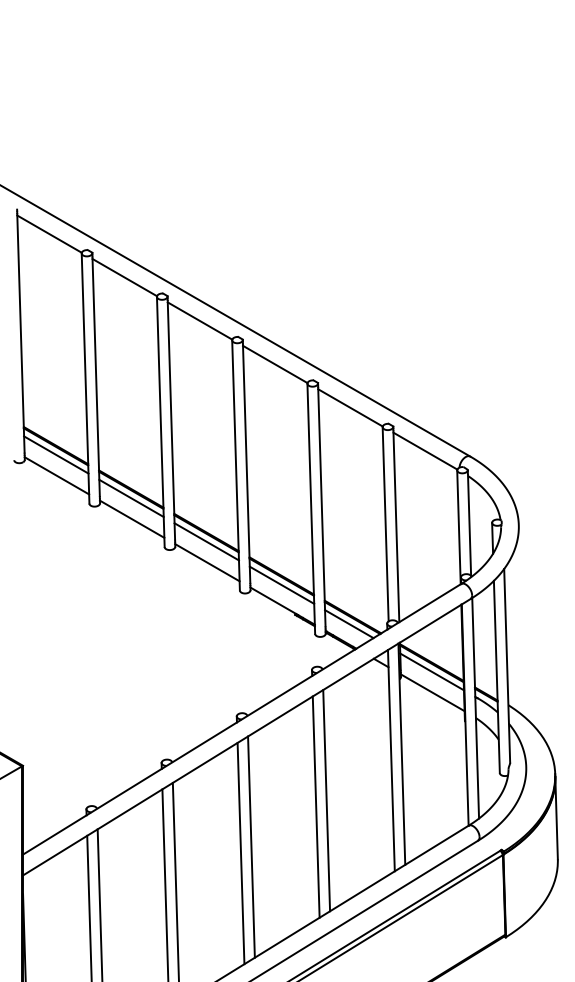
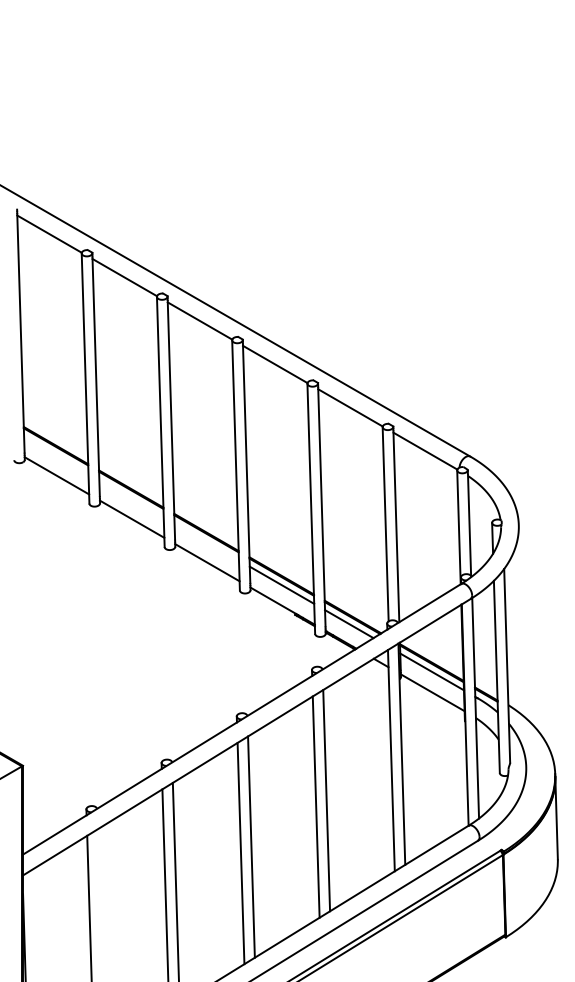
line: present -> none (56, 454)
line: present -> none (131, 498)
line: present -> none (206, 541)
line: present -> none (99, 903)
